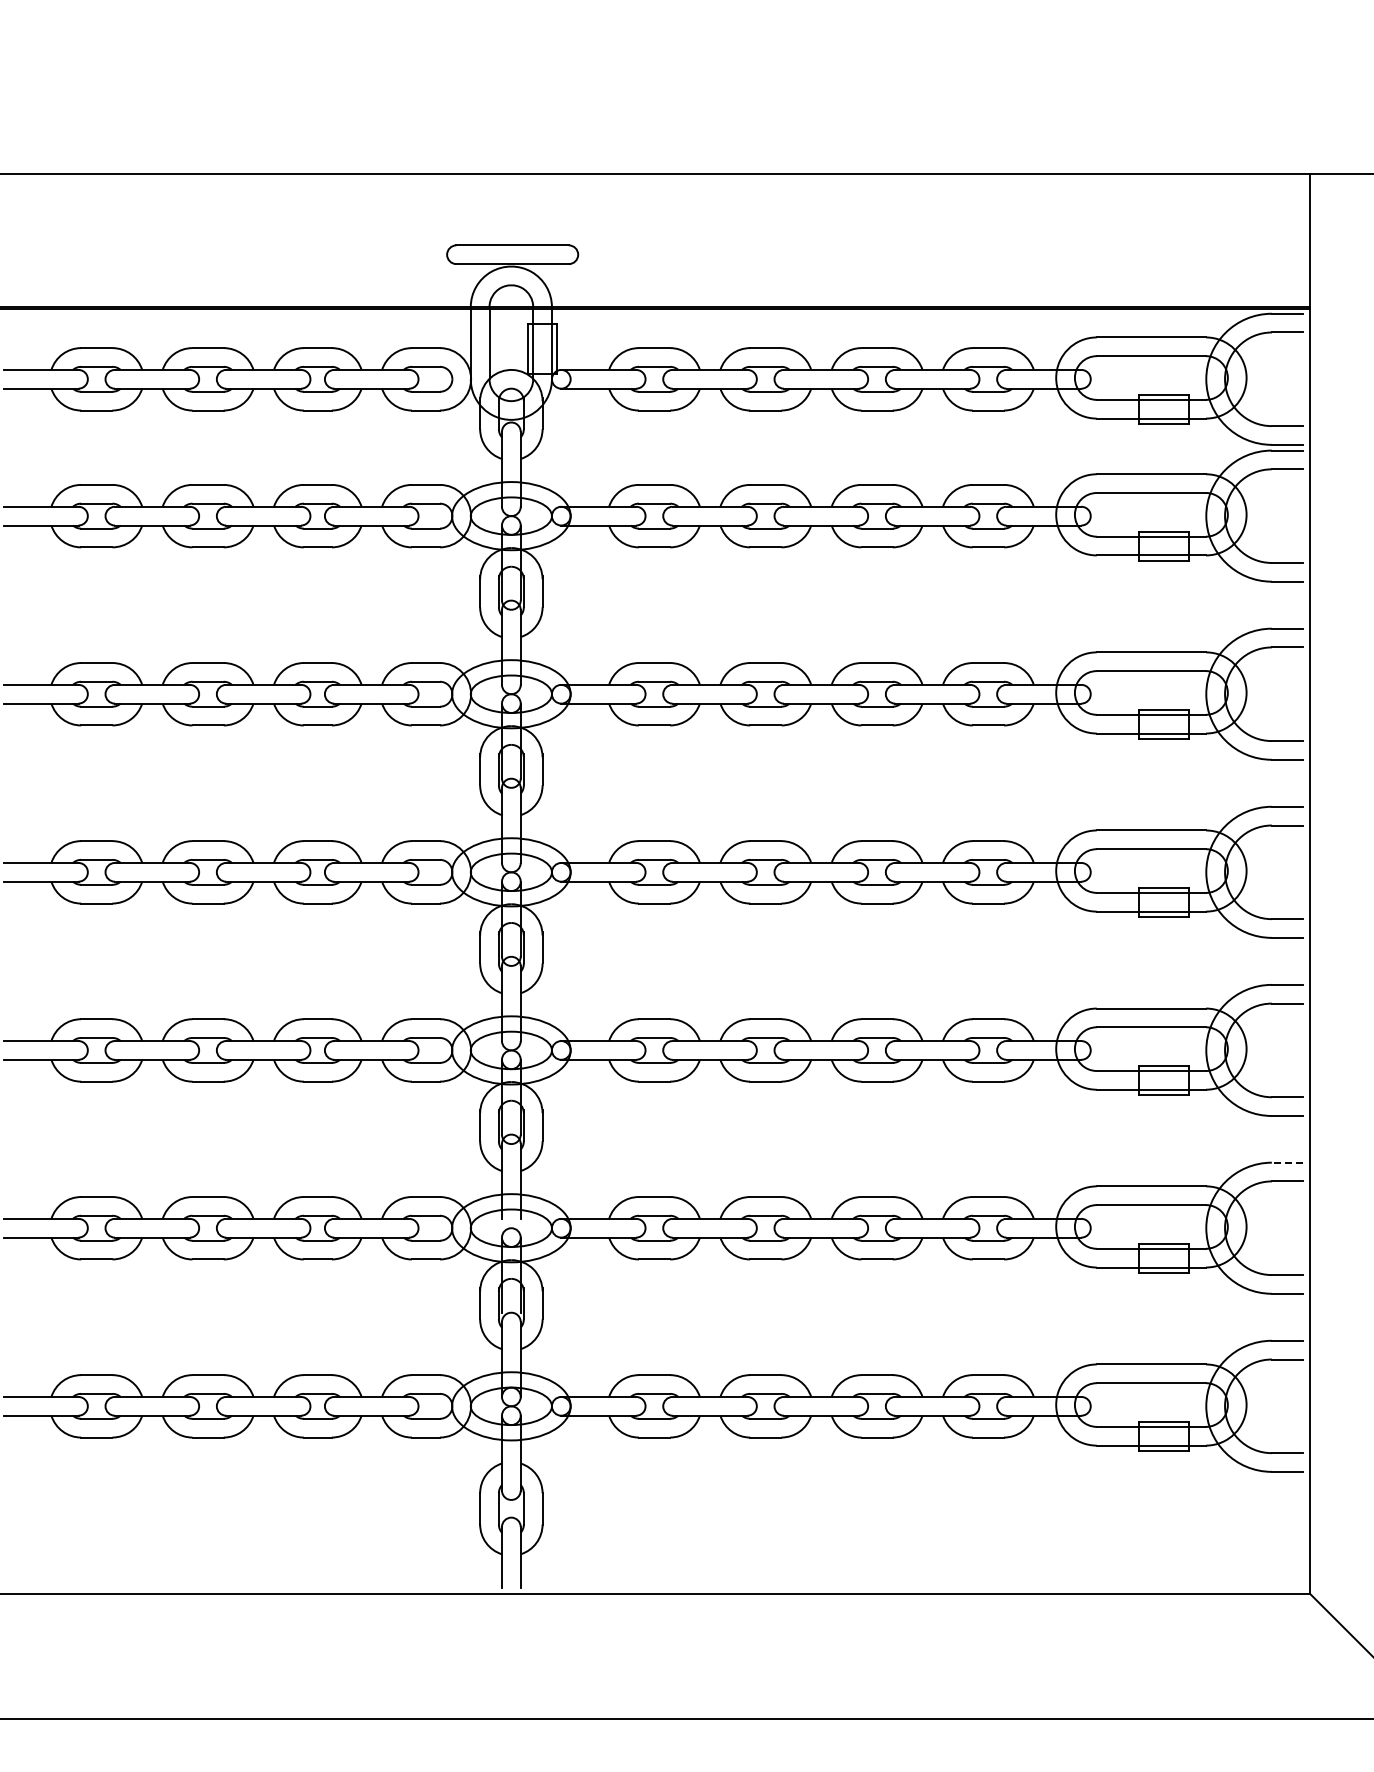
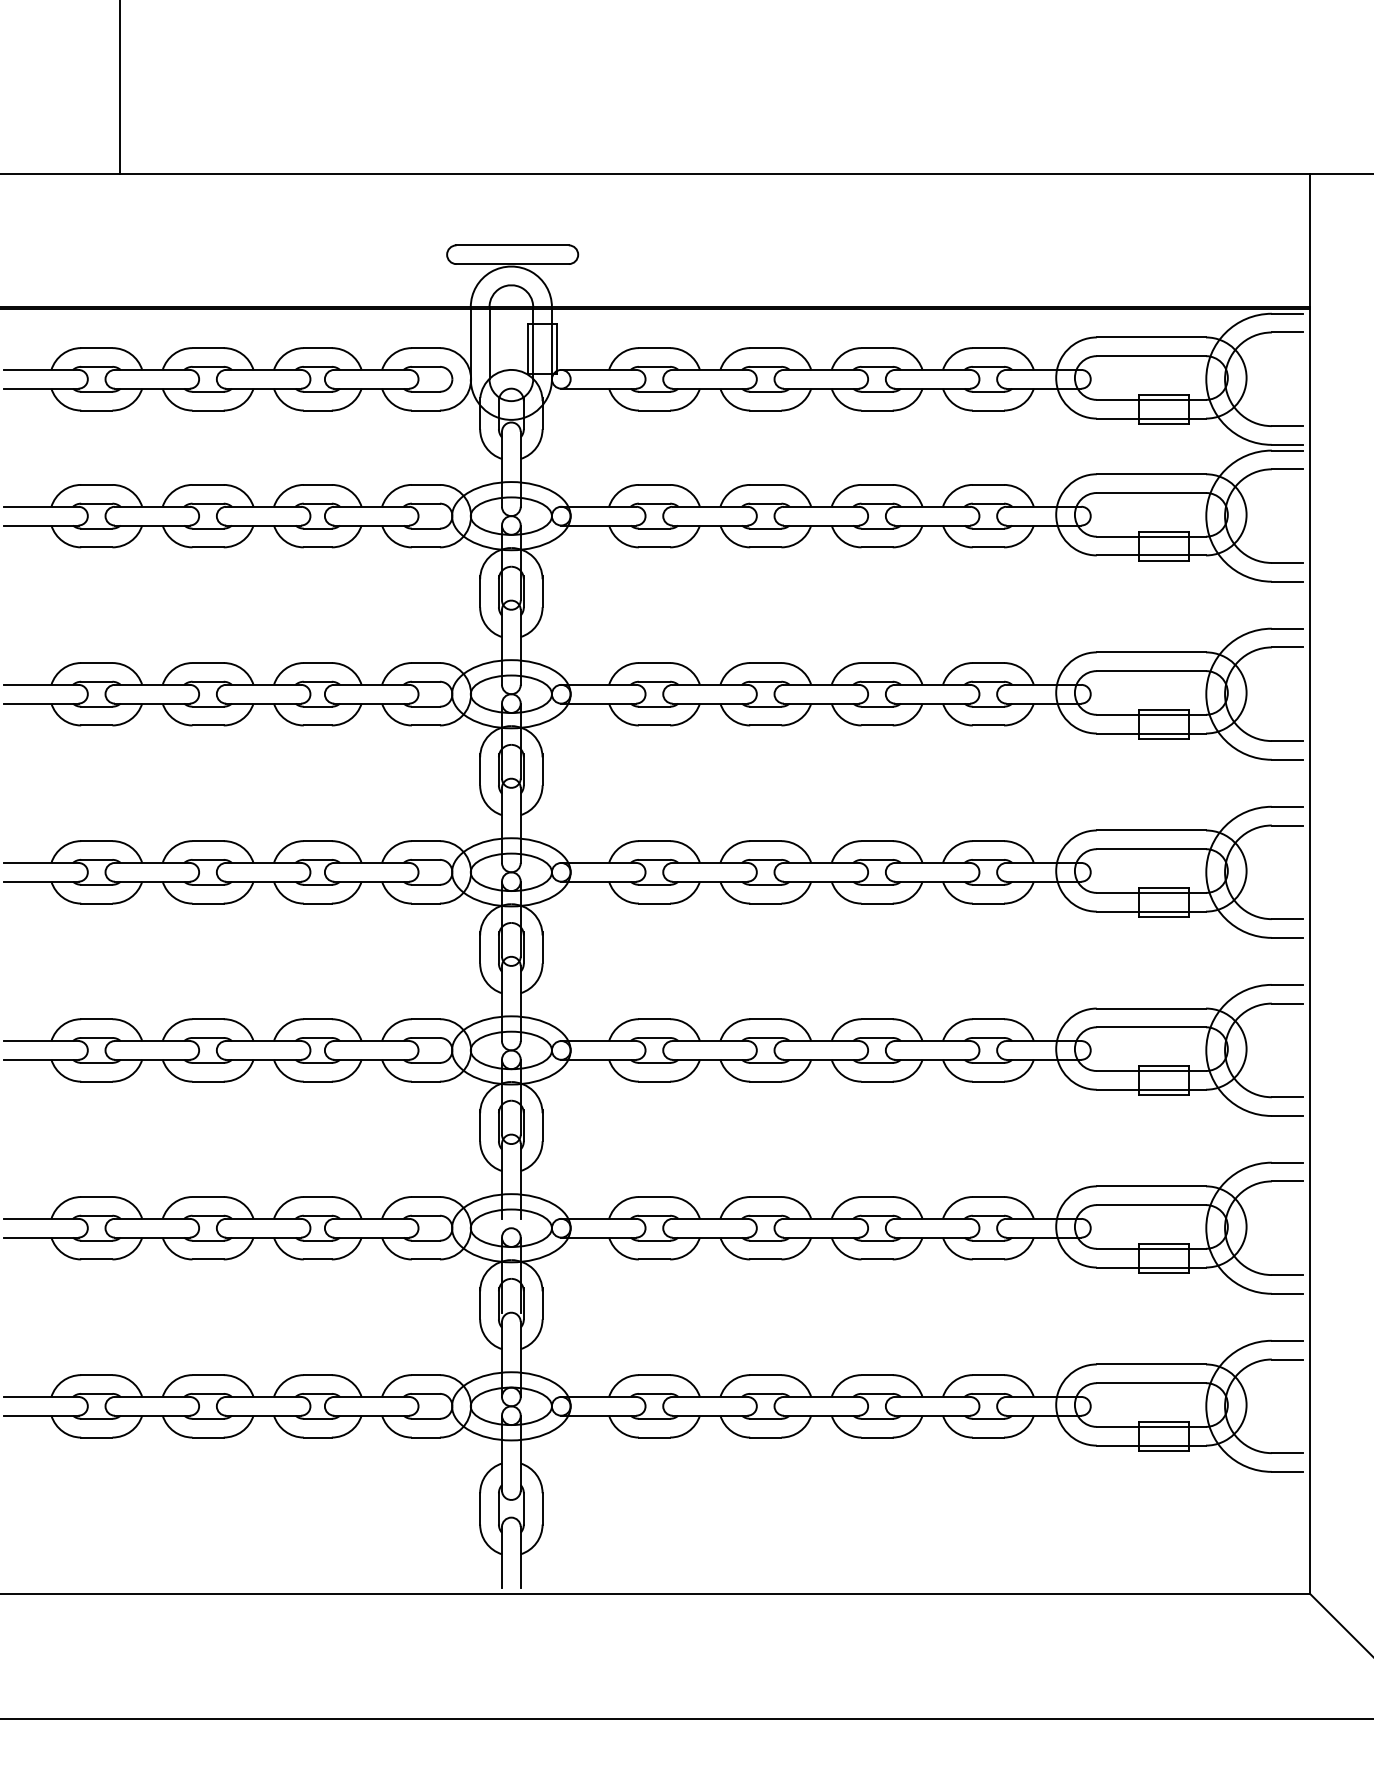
line: none -> present (119, 87)
line: dashed -> solid (1287, 1162)
